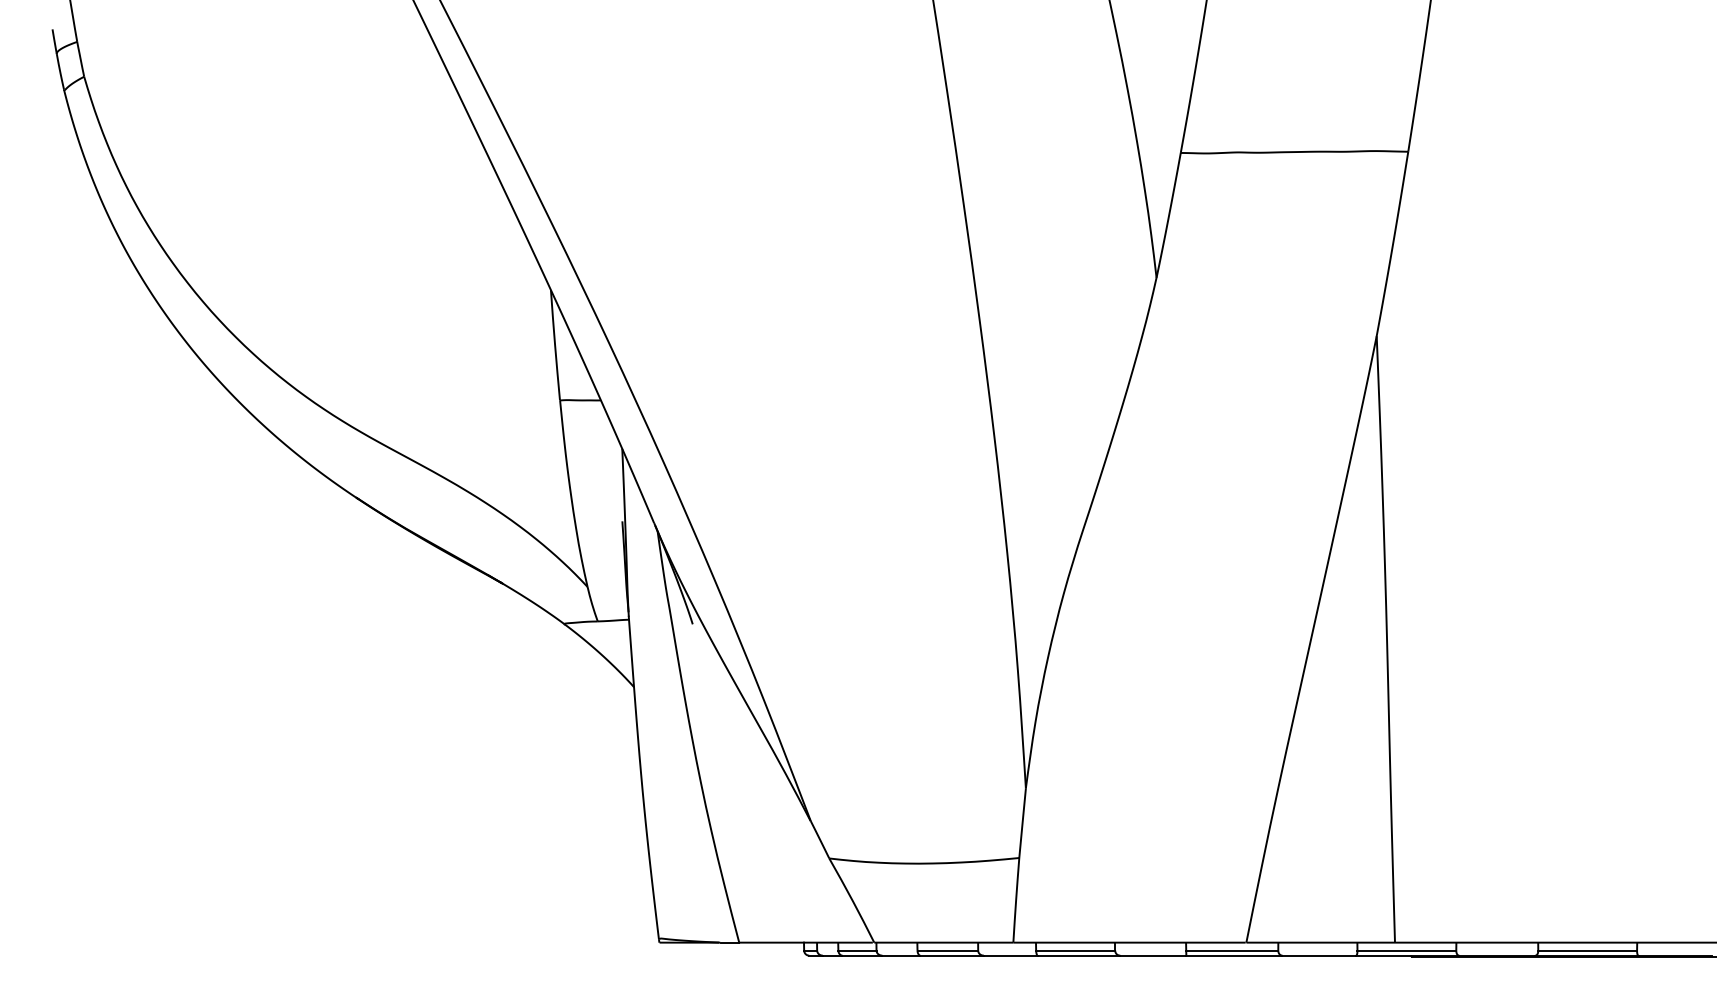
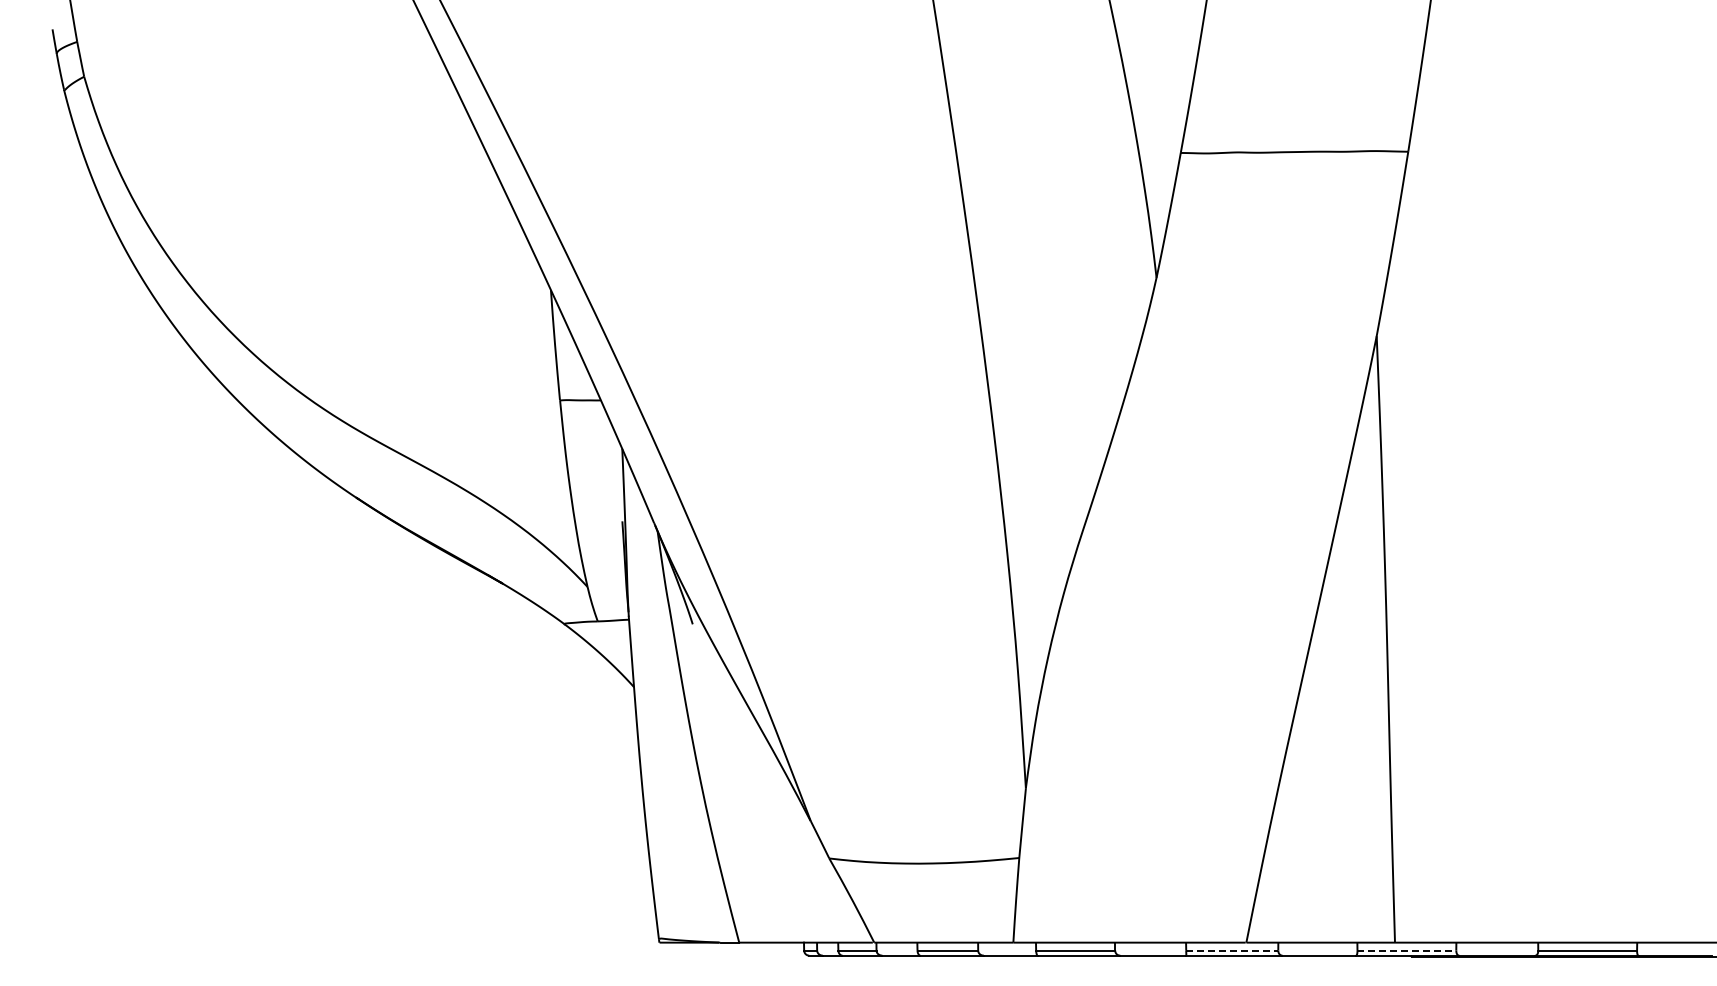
line: solid -> dashed (1232, 950)
line: solid -> dashed (1407, 950)
